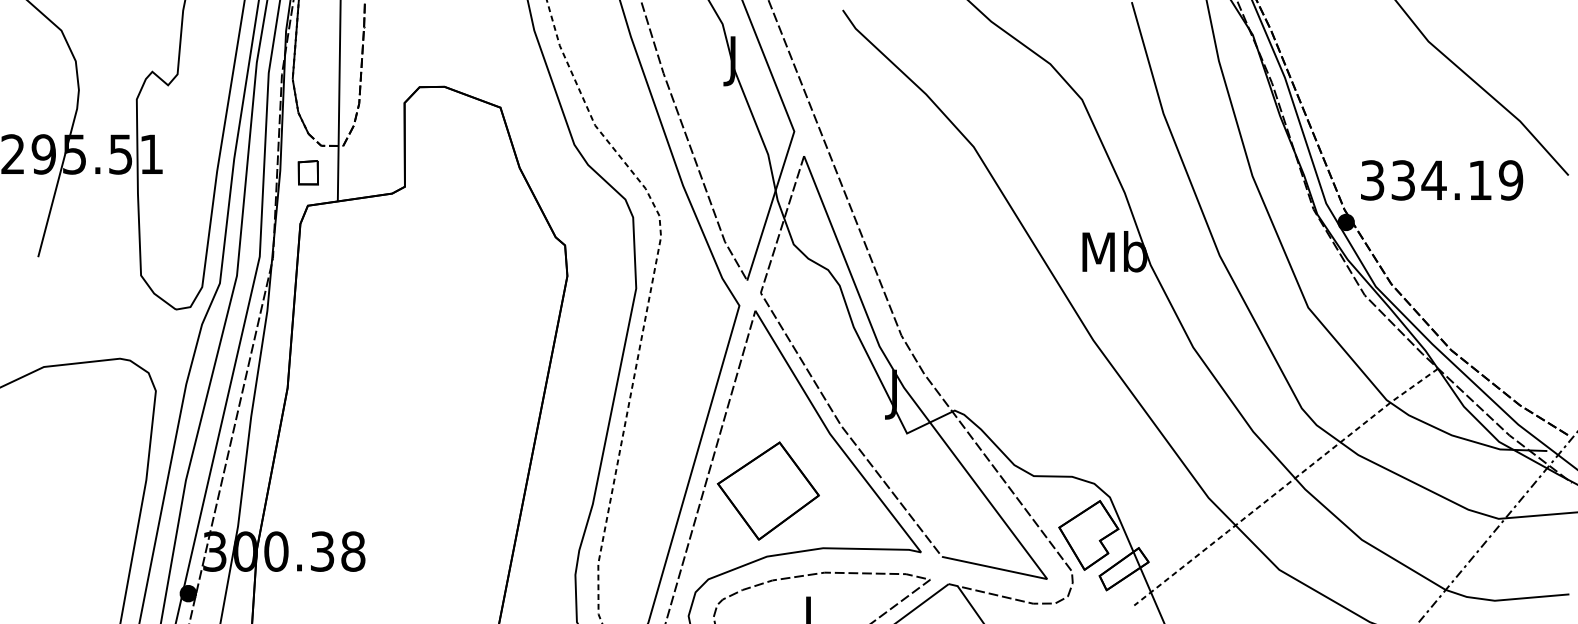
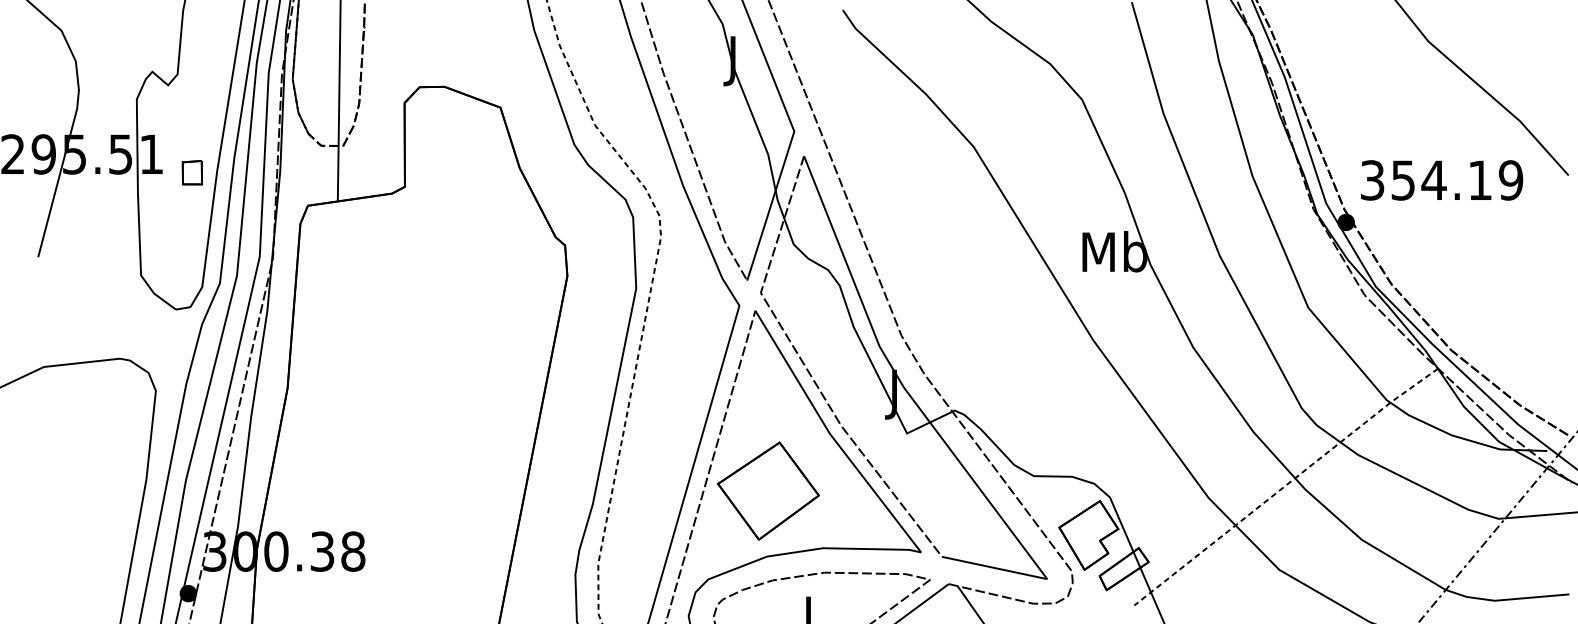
part position: (307, 172) -> (191, 172) (191, 172)
text: 334.19 -> 354.19 (1403, 180)
